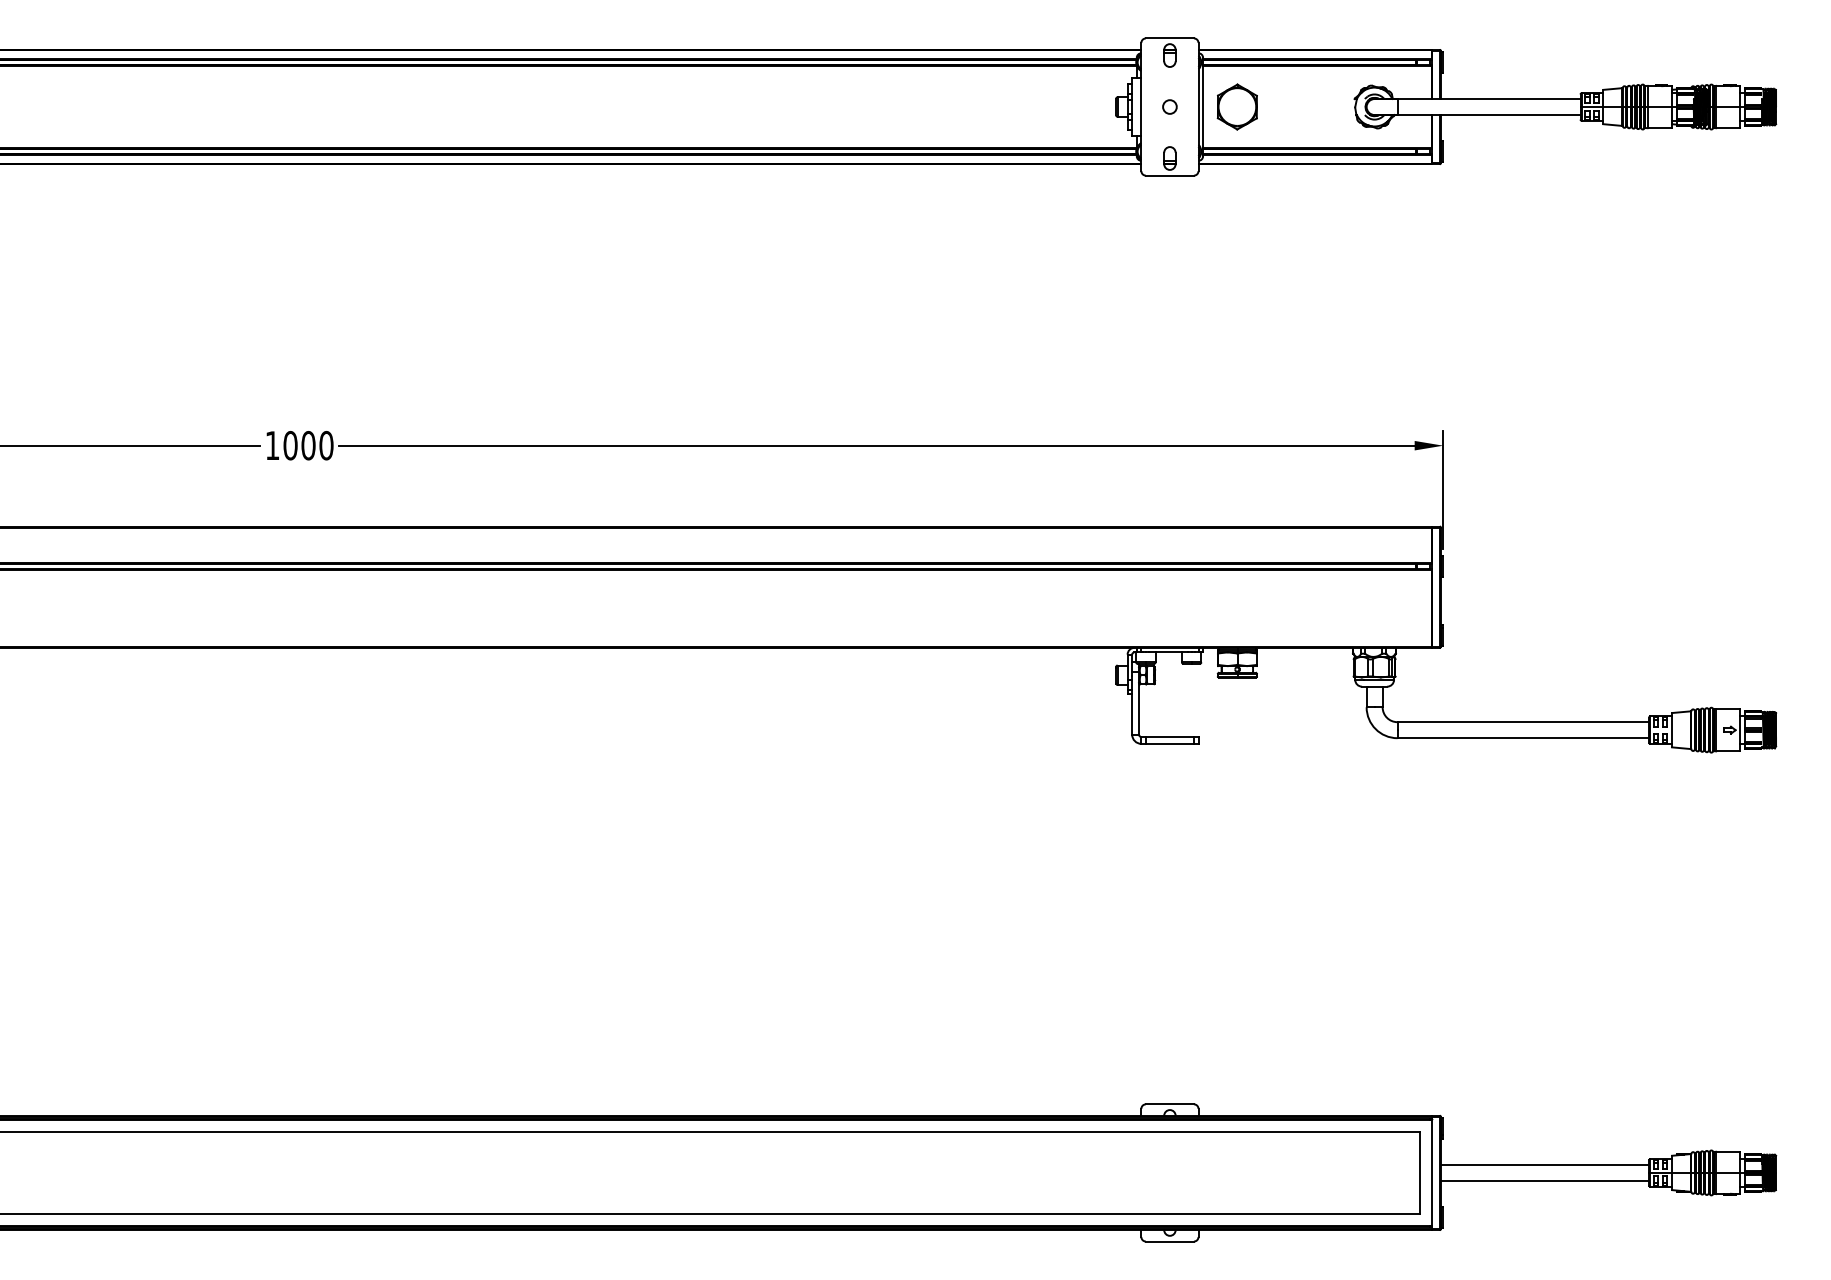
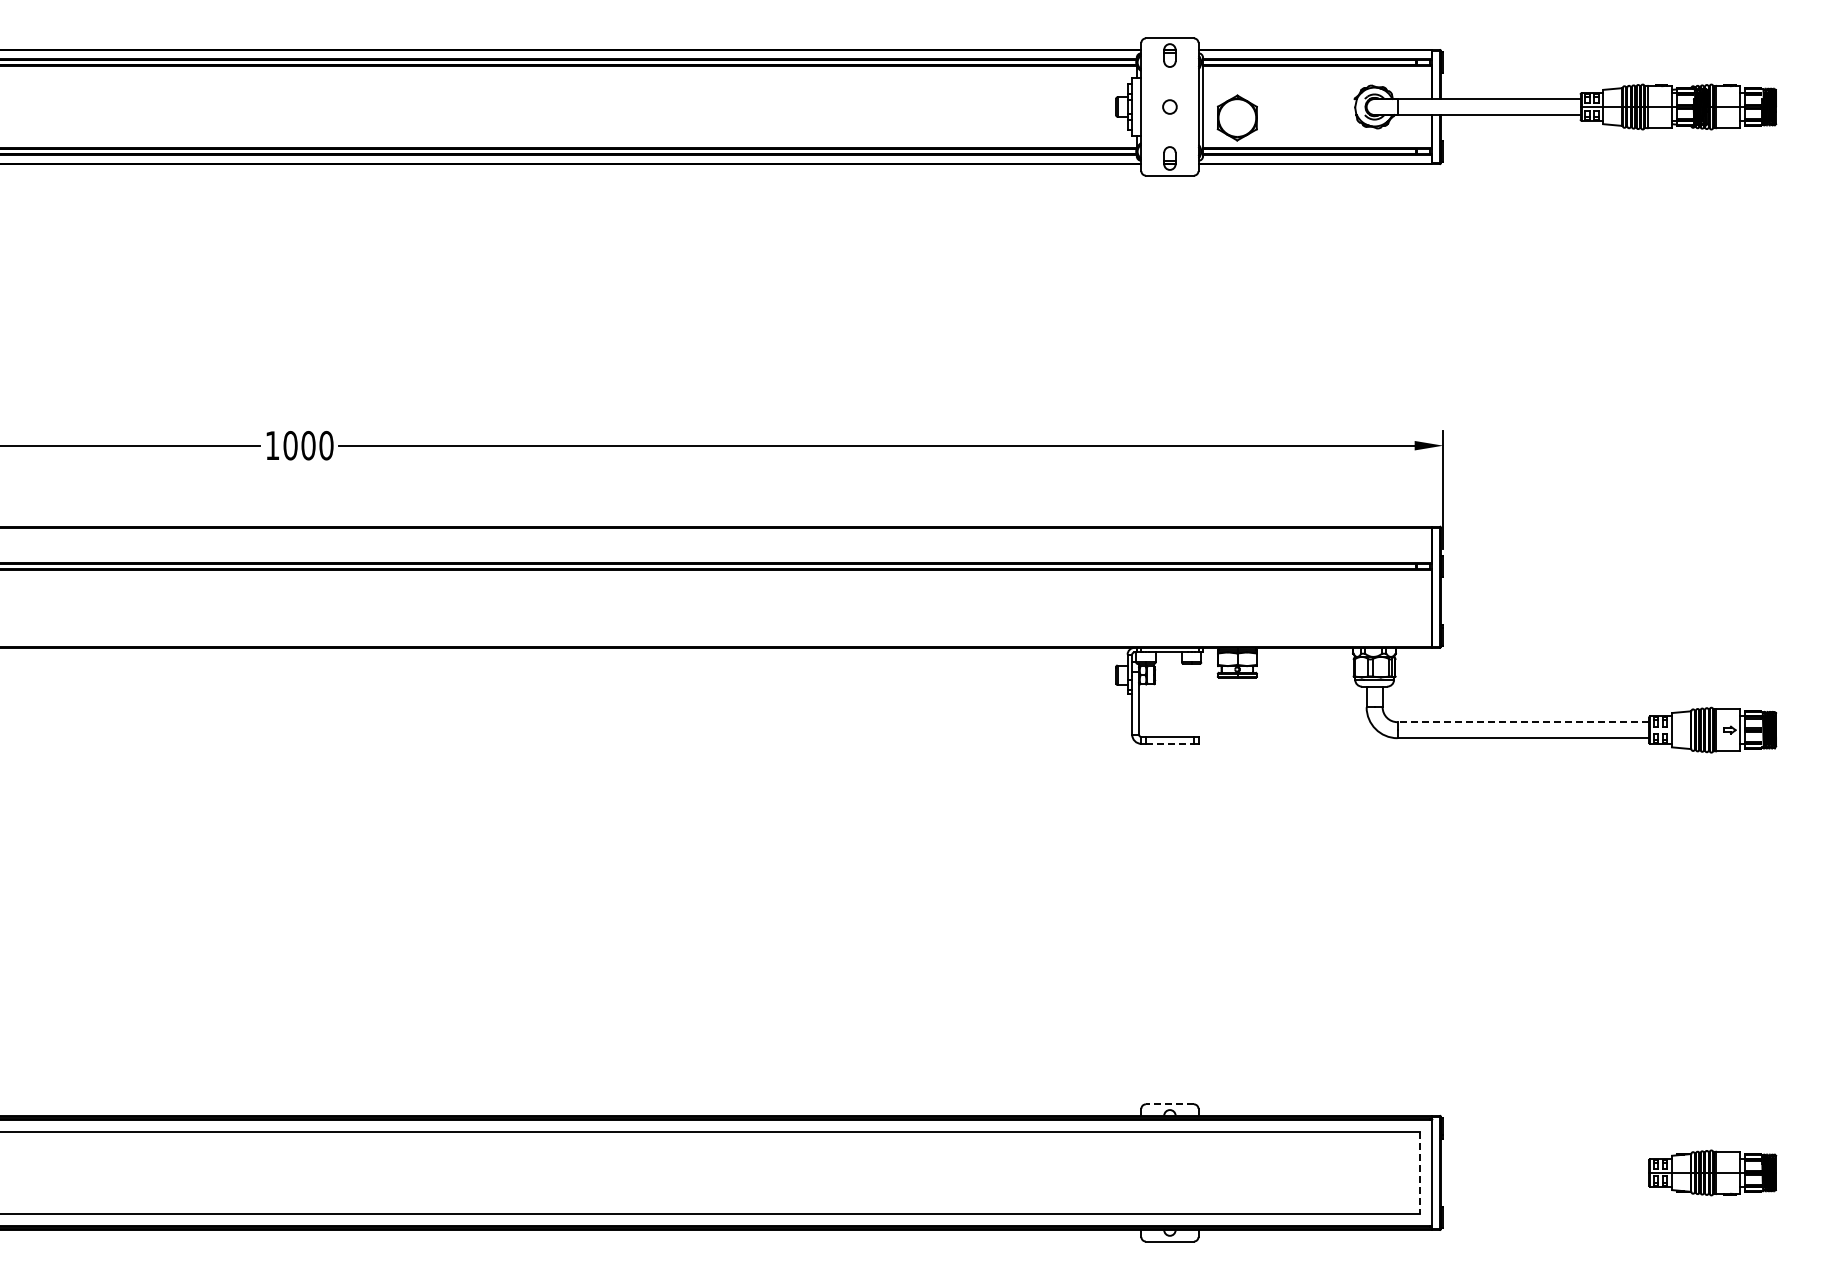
part position: (1236, 106) -> (1236, 117) (1236, 117)
line: solid -> dashed (1523, 722)
line: solid -> dashed (1170, 743)
line: solid -> dashed (1169, 1104)
line: present -> none (1544, 1164)
line: solid -> dashed (1420, 1173)
line: present -> none (1544, 1180)
